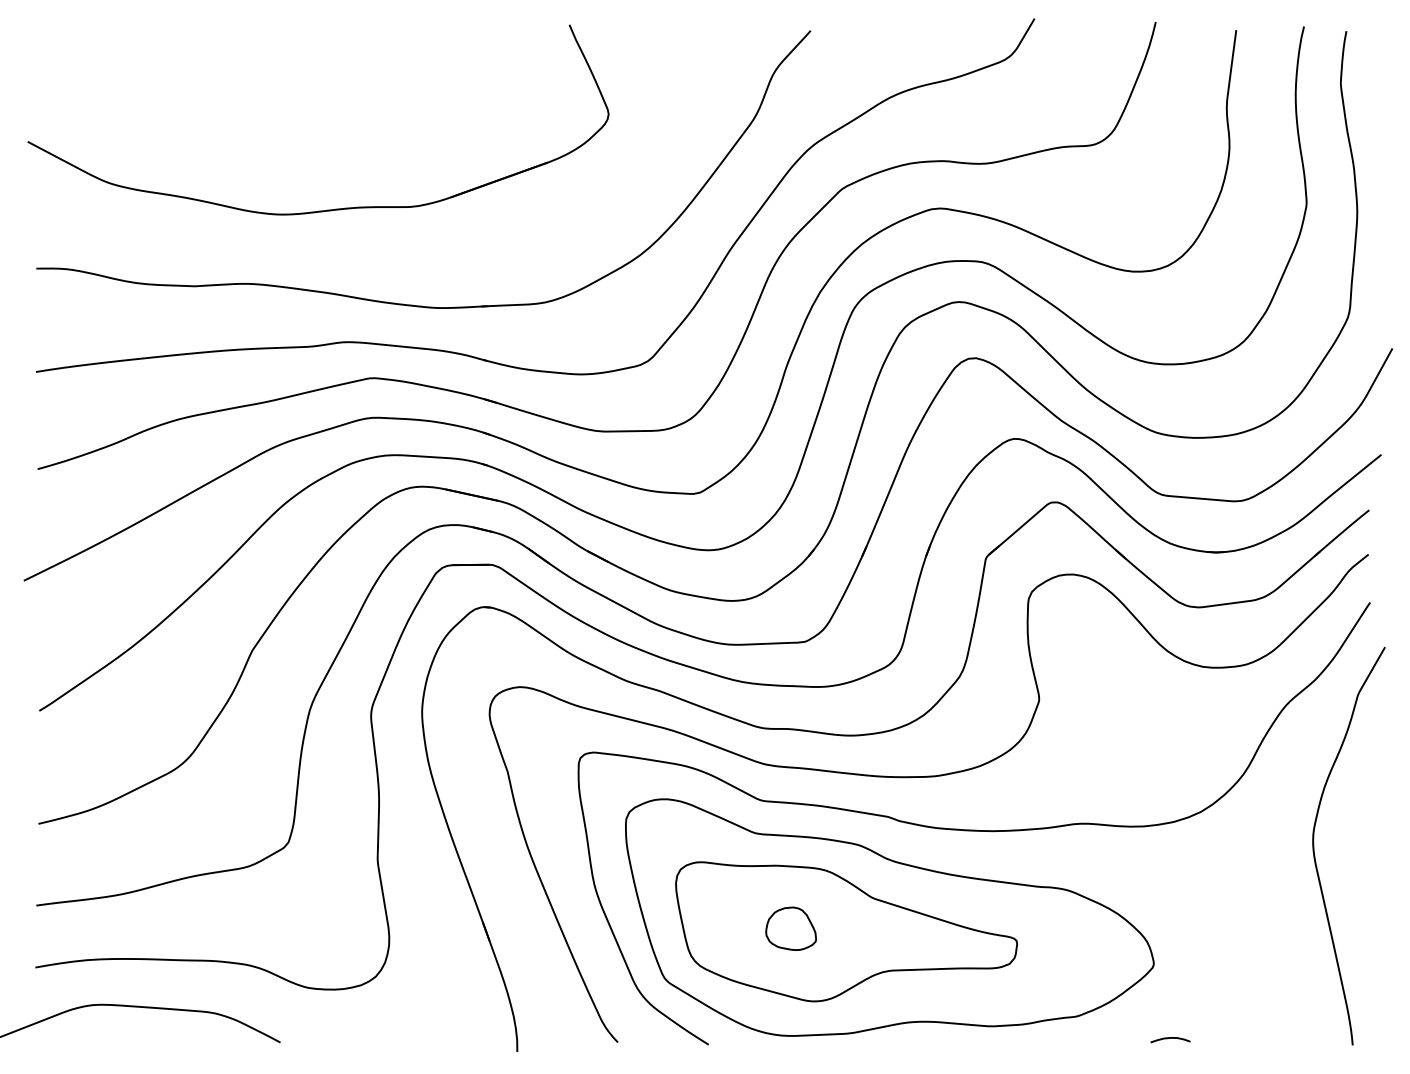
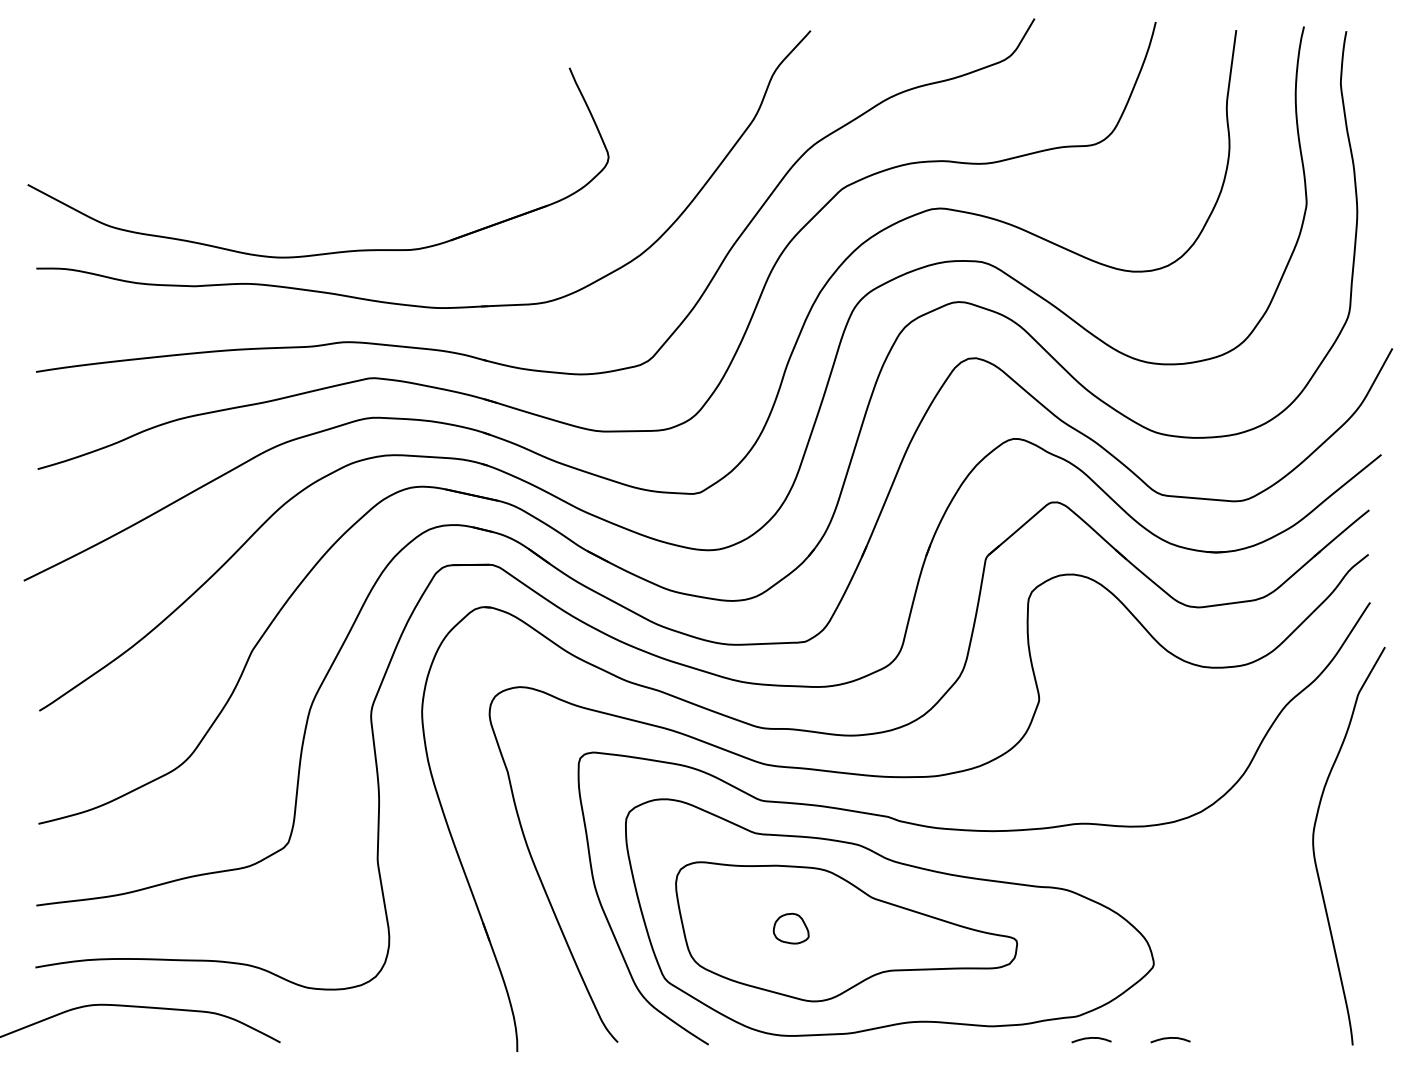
part position: (327, 209) -> (327, 252) (327, 252)
part size: 53x45 px -> 38x33 px (790, 928)
curve: none -> present (1091, 1038)
